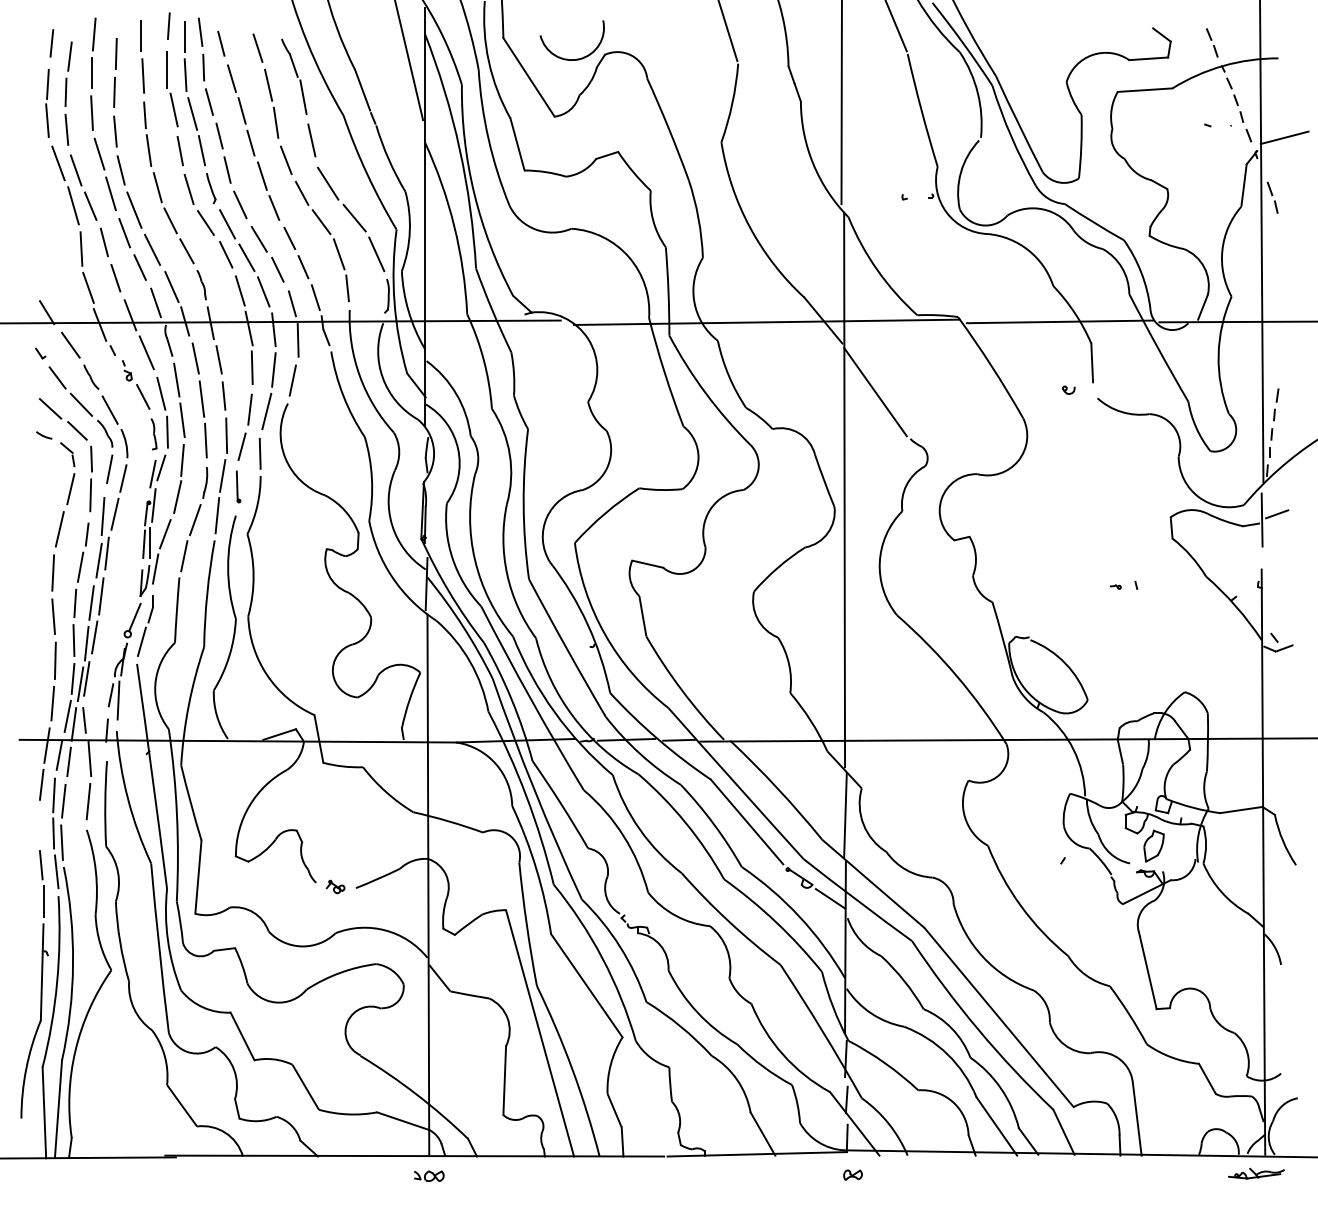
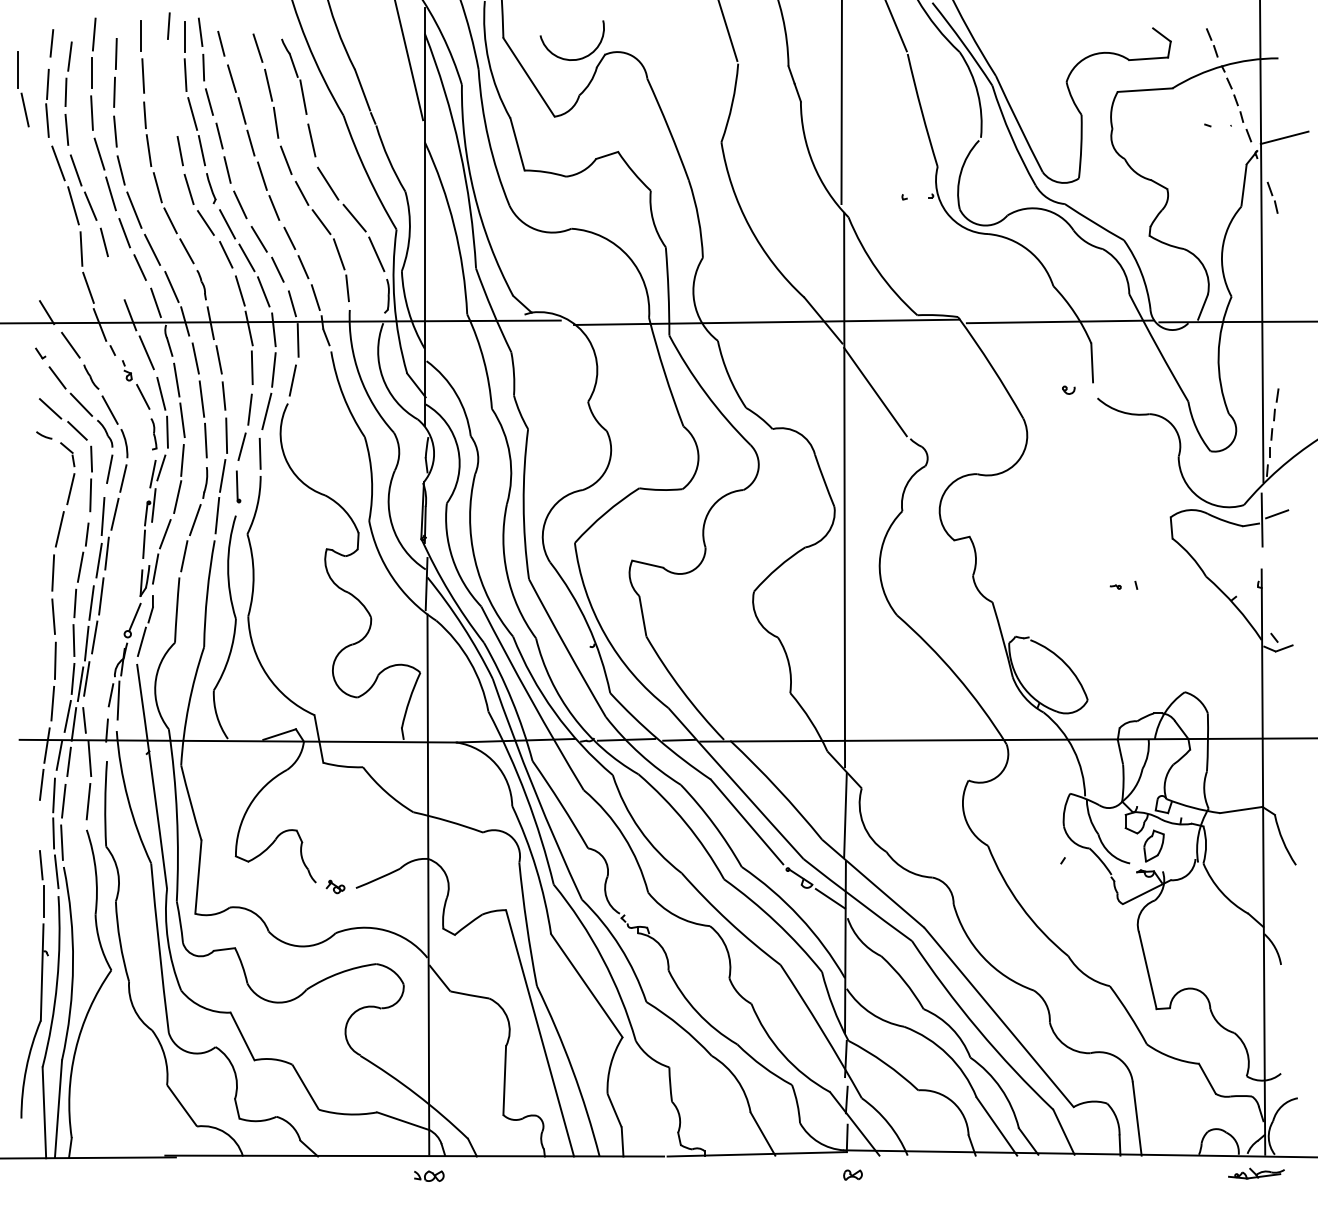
part position: (172, 89) -> (23, 89) (23, 89)
line: present -> none (115, 277)
line: present -> none (150, 543)
